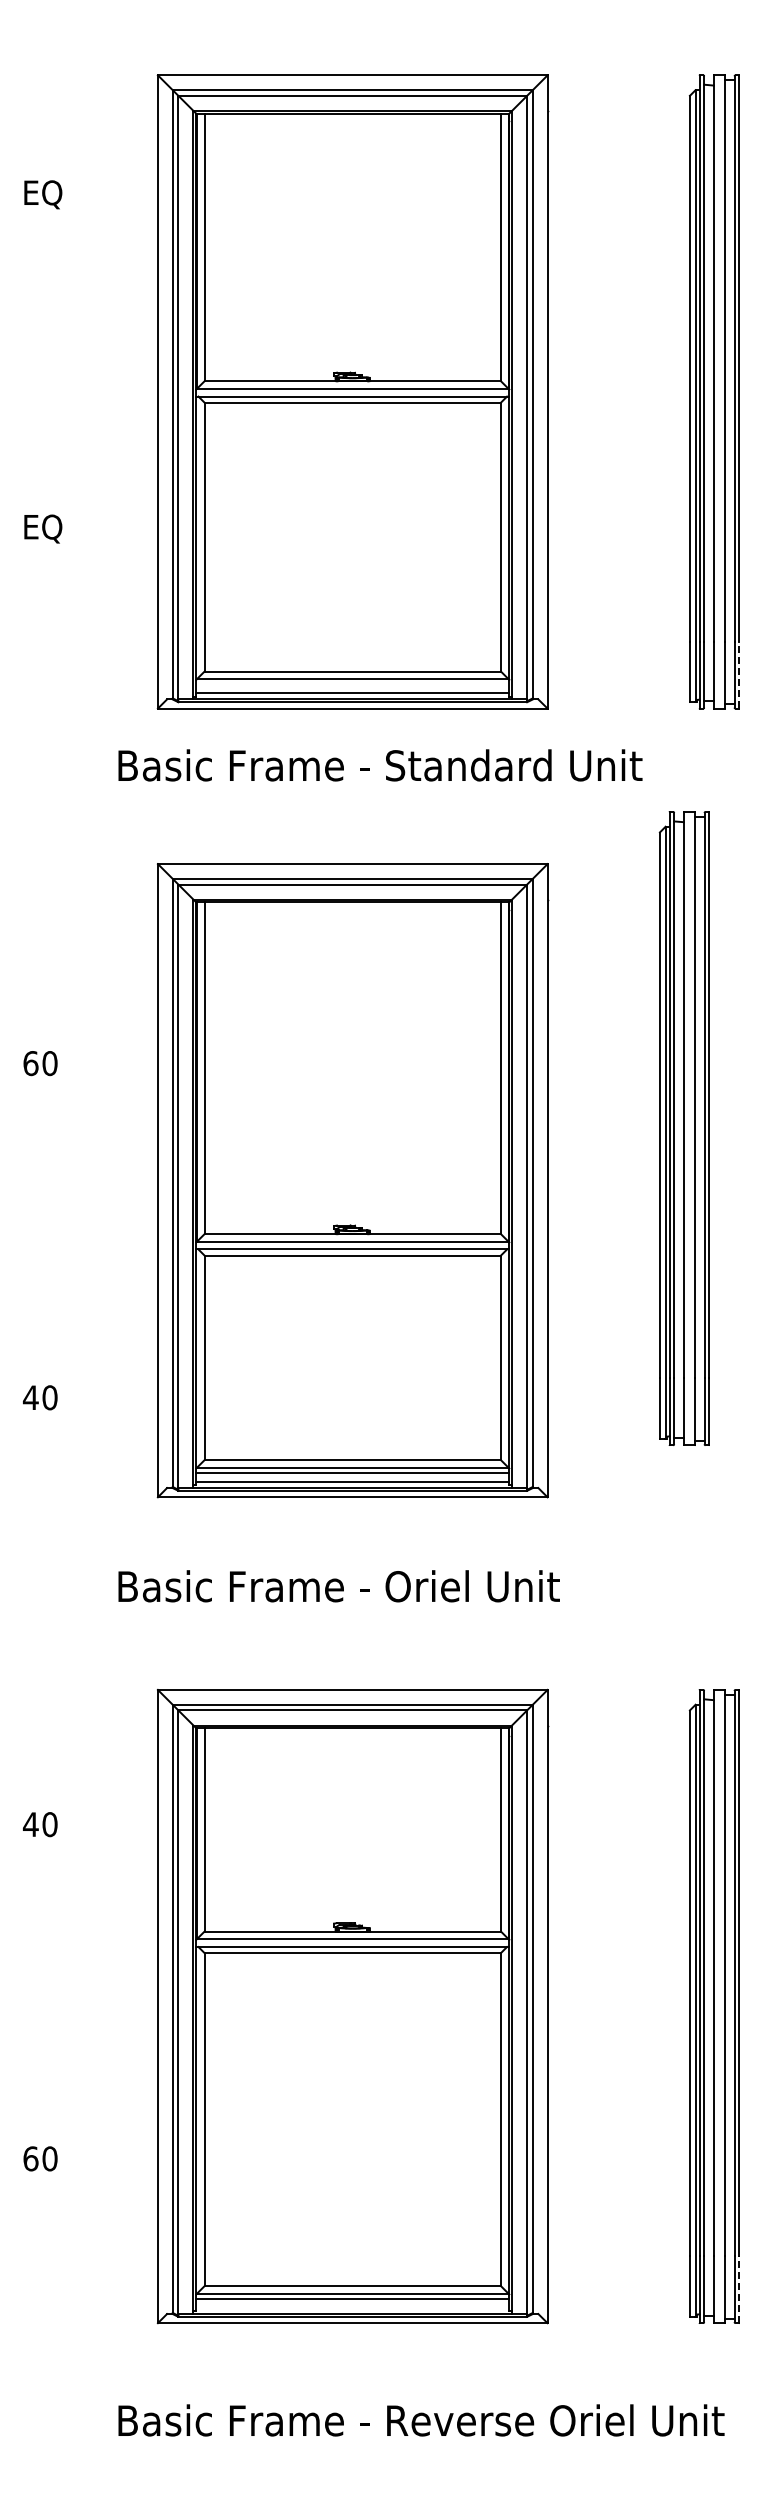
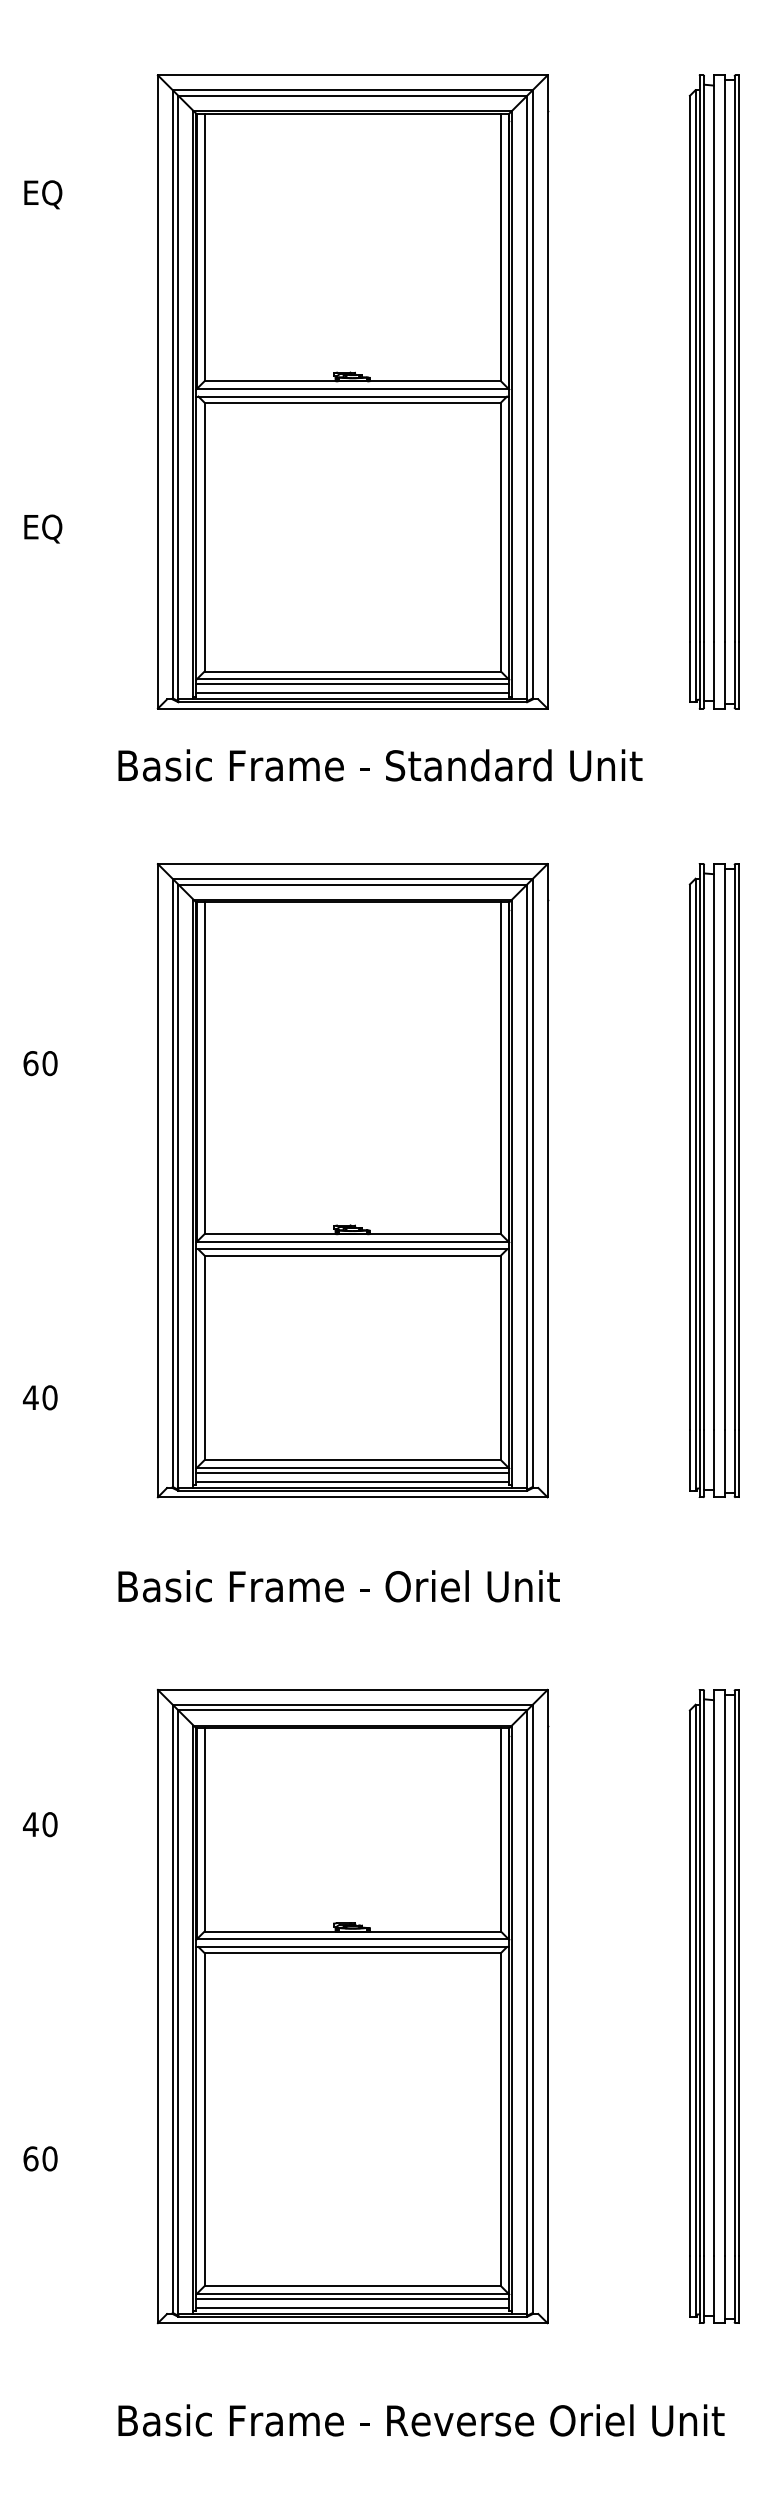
line: dashed -> solid (739, 674)
line: none -> present (352, 684)
part position: (683, 1128) -> (713, 1180) (713, 1180)
line: dashed -> solid (739, 2289)
line: none -> present (352, 2307)
